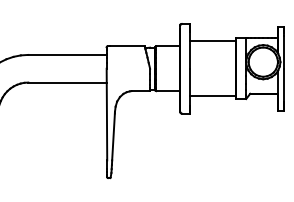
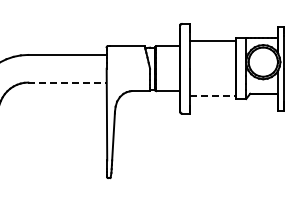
line: solid -> dashed (68, 82)
line: solid -> dashed (213, 96)
